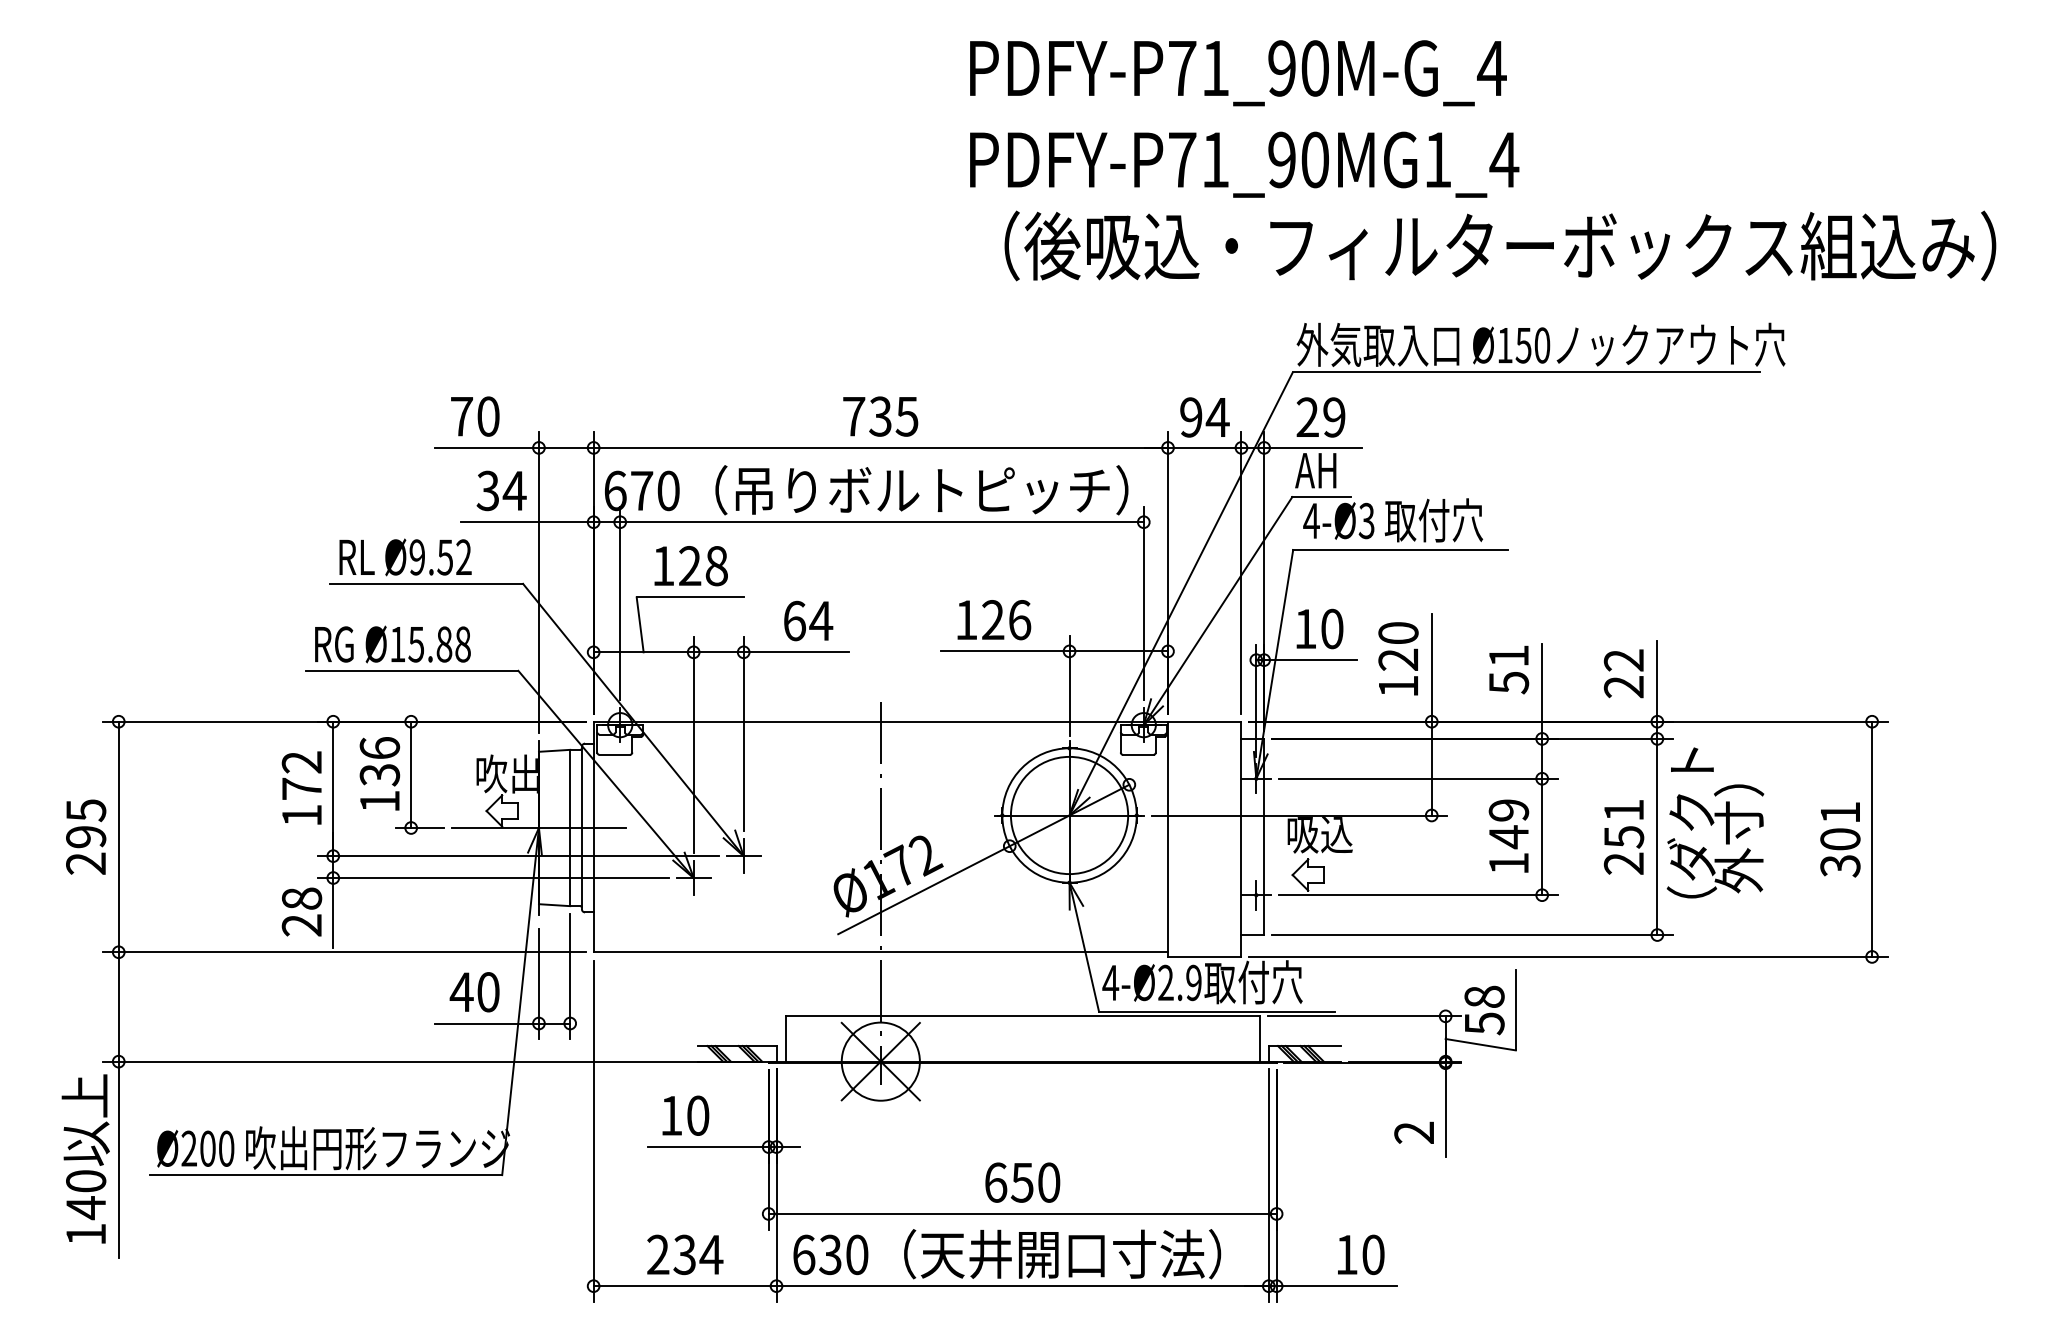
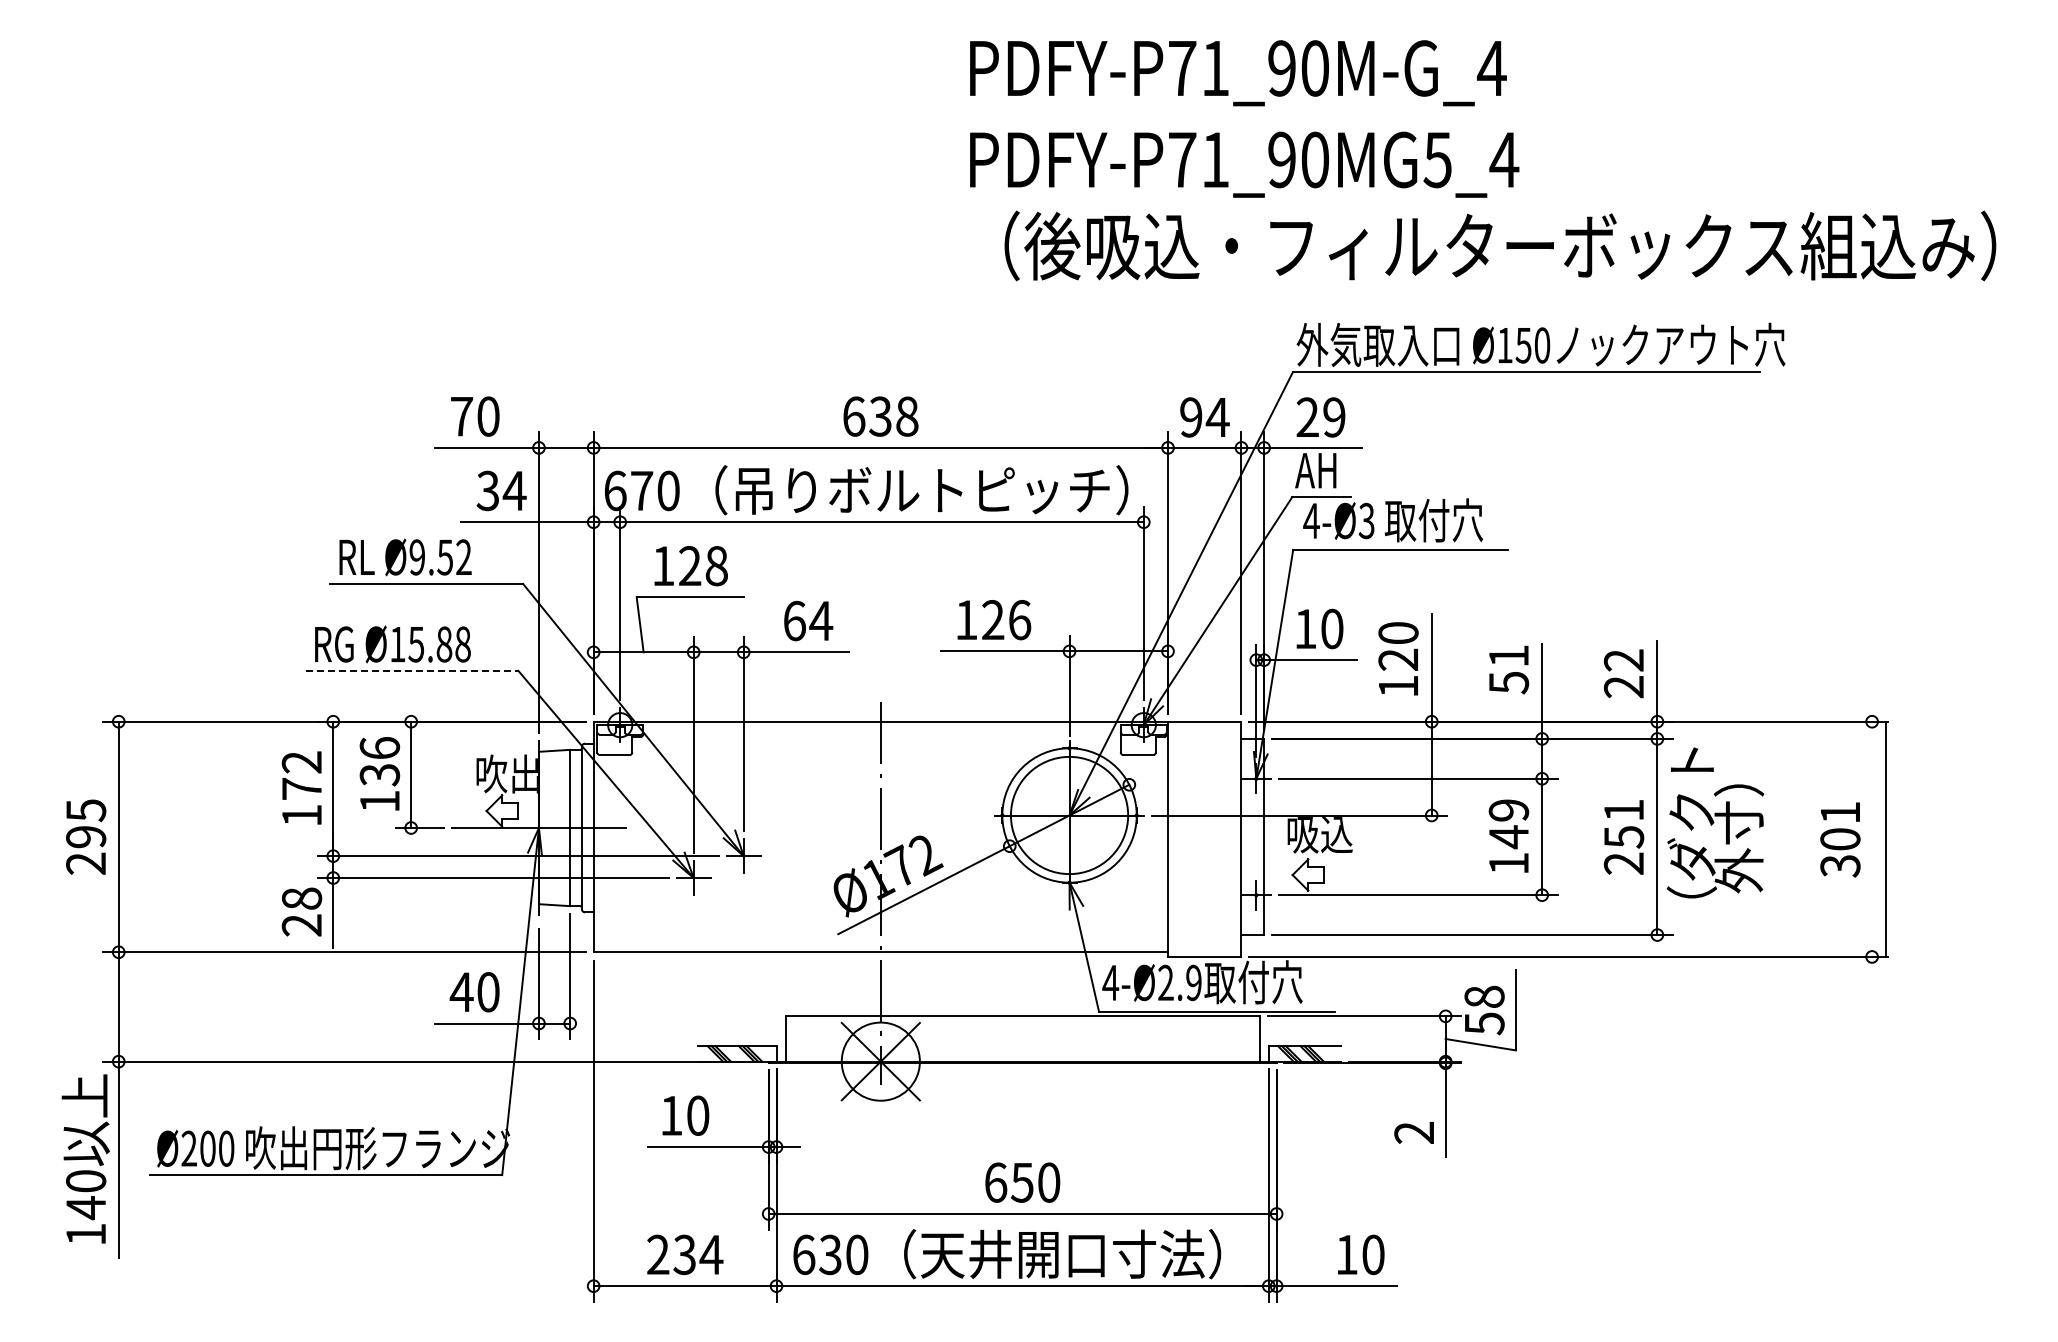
text: PDFY-P71_90MG1_4 -> PDFY-P71_90MG5_4 (1437, 160)
text: 735 -> 638 (880, 416)
line: solid -> dashed (412, 670)
line position: (1872, 838) -> (1886, 838) (1886, 838)
